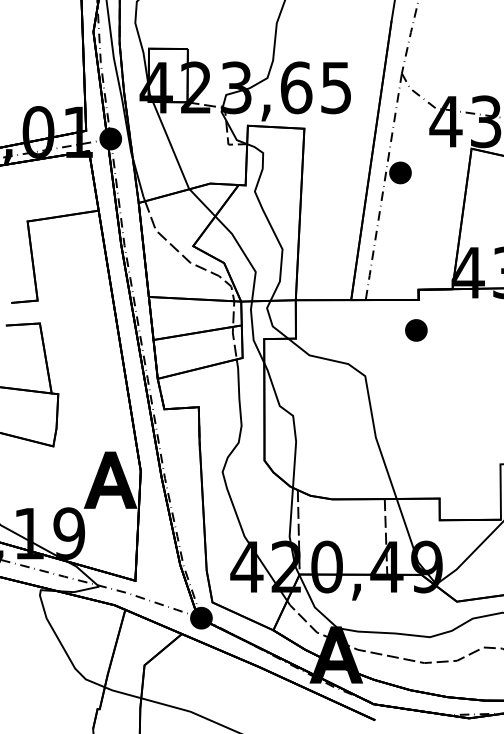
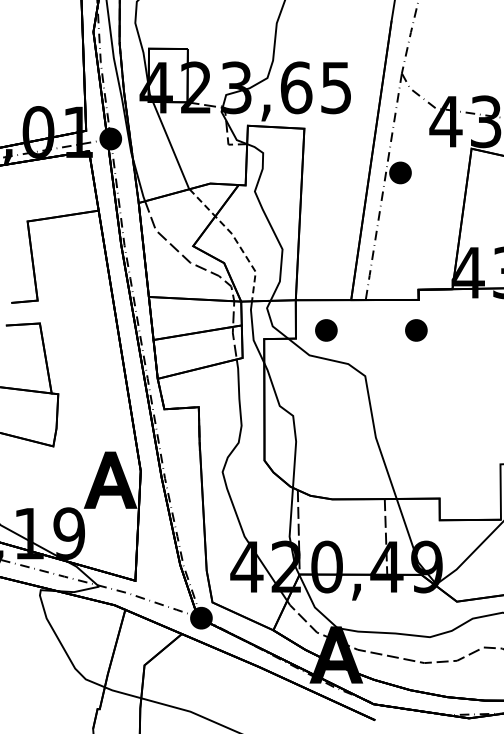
line: solid -> dashed (235, 239)
part: none -> present (326, 330)
